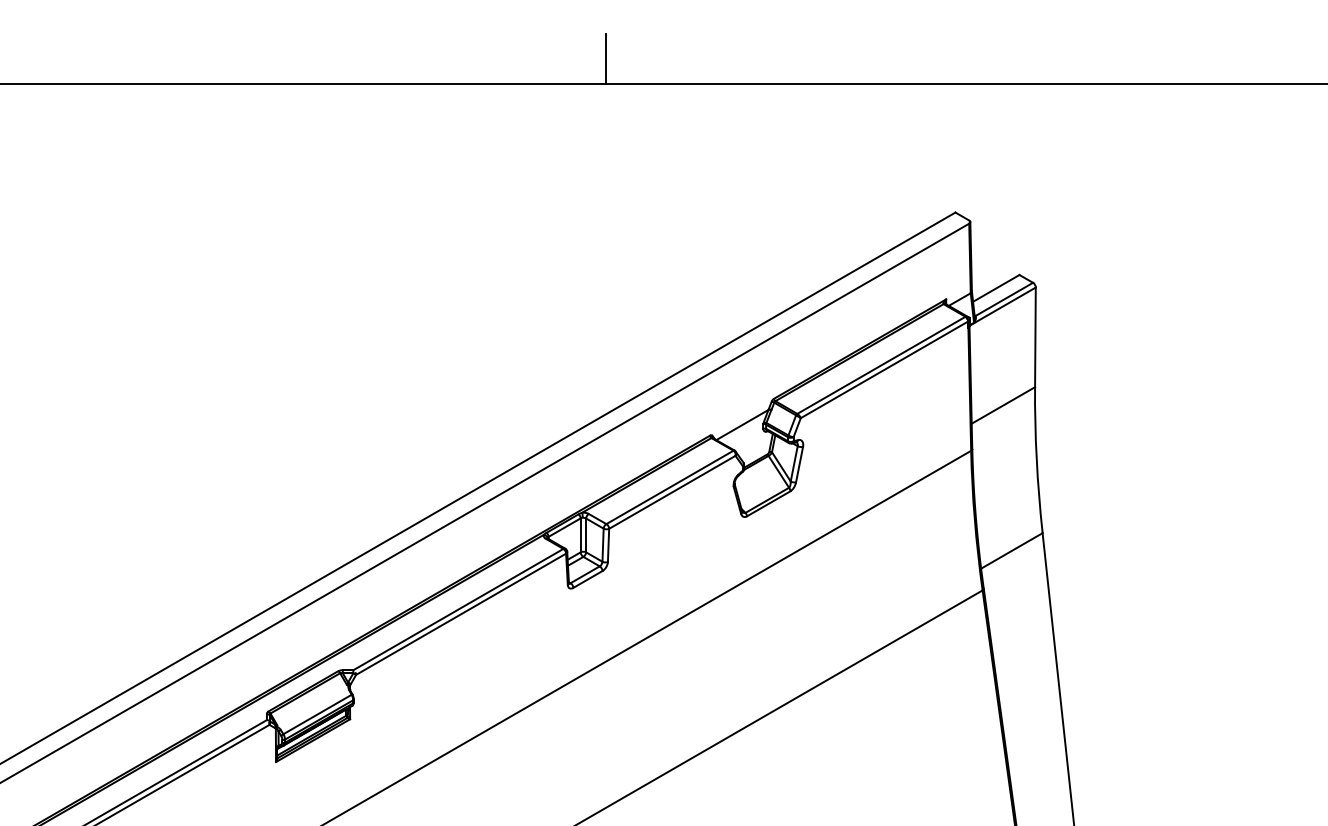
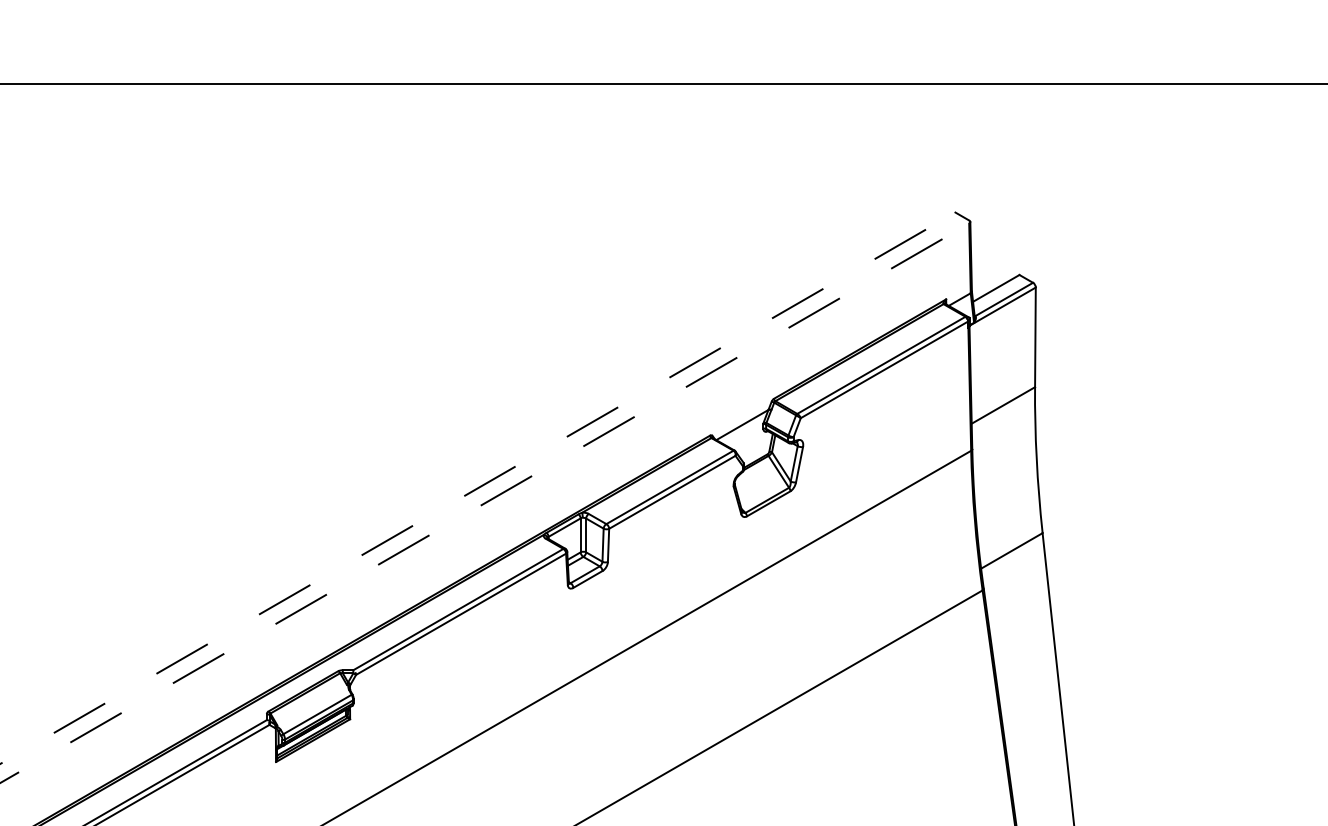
line: present -> none (605, 58)
line: solid -> dashed (478, 488)
line: solid -> dashed (485, 503)
